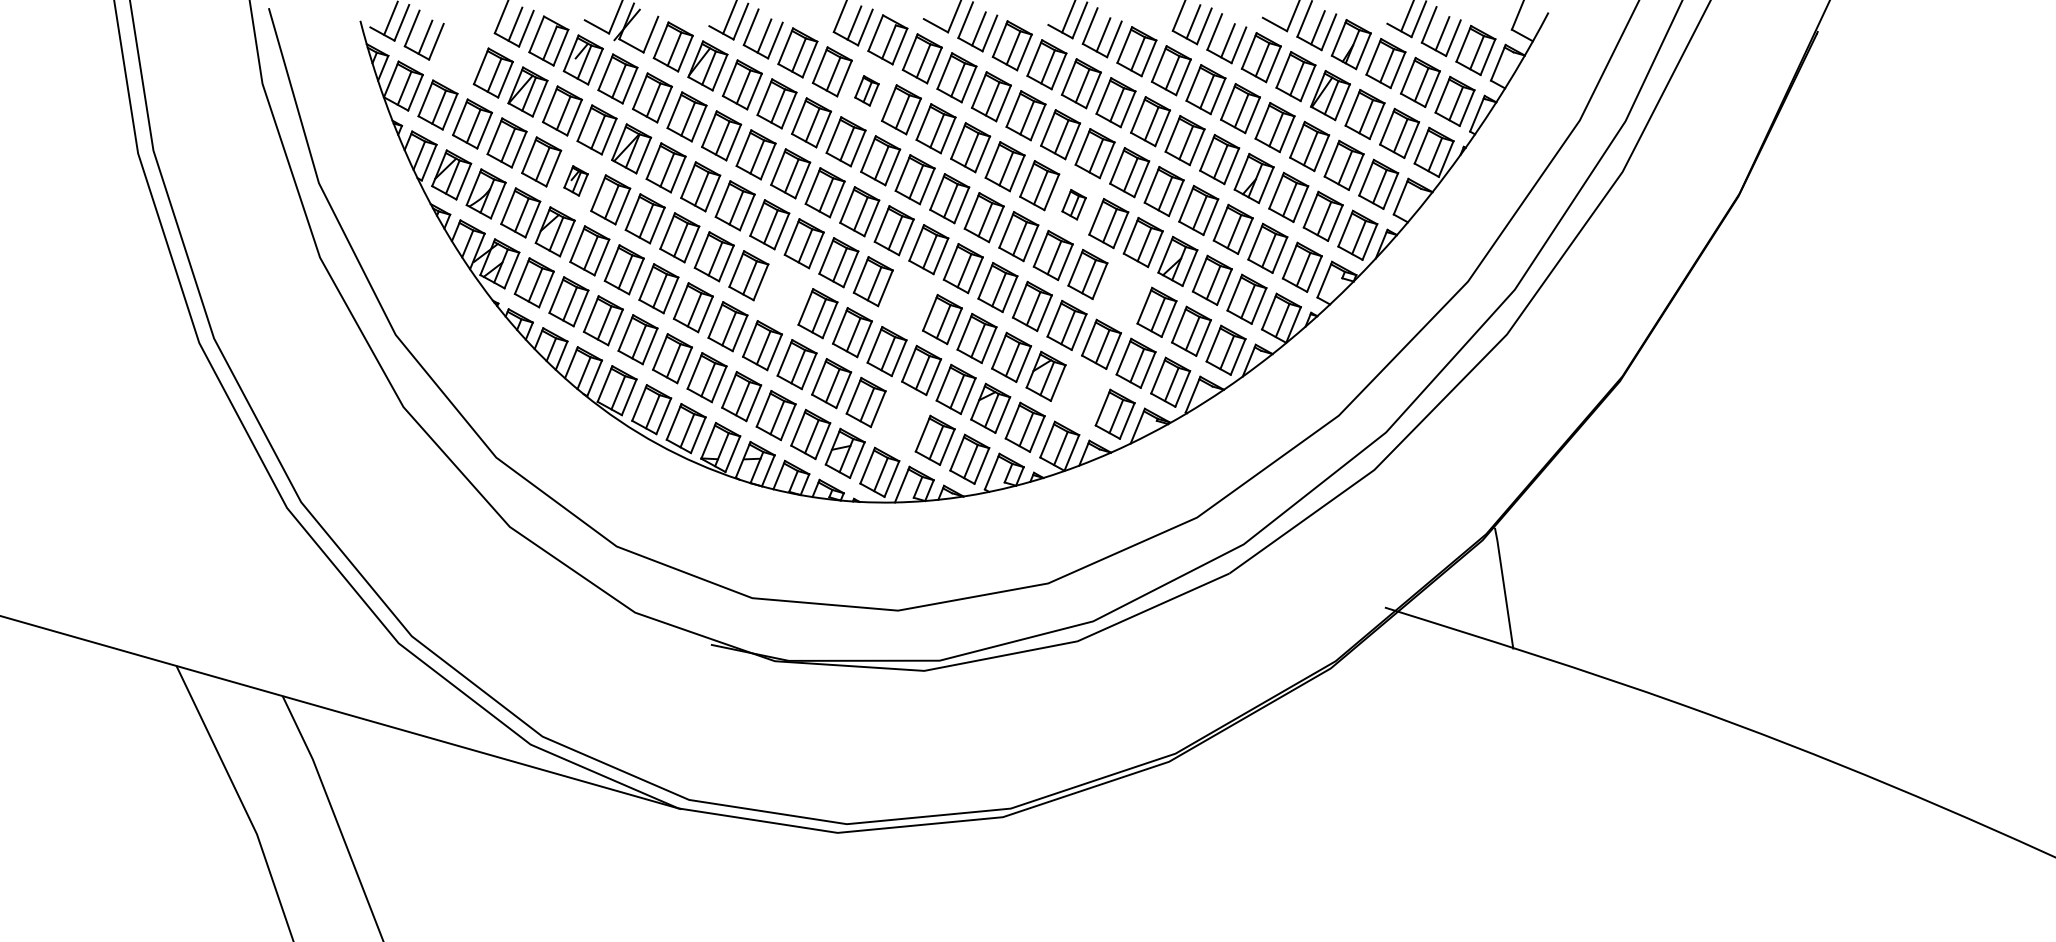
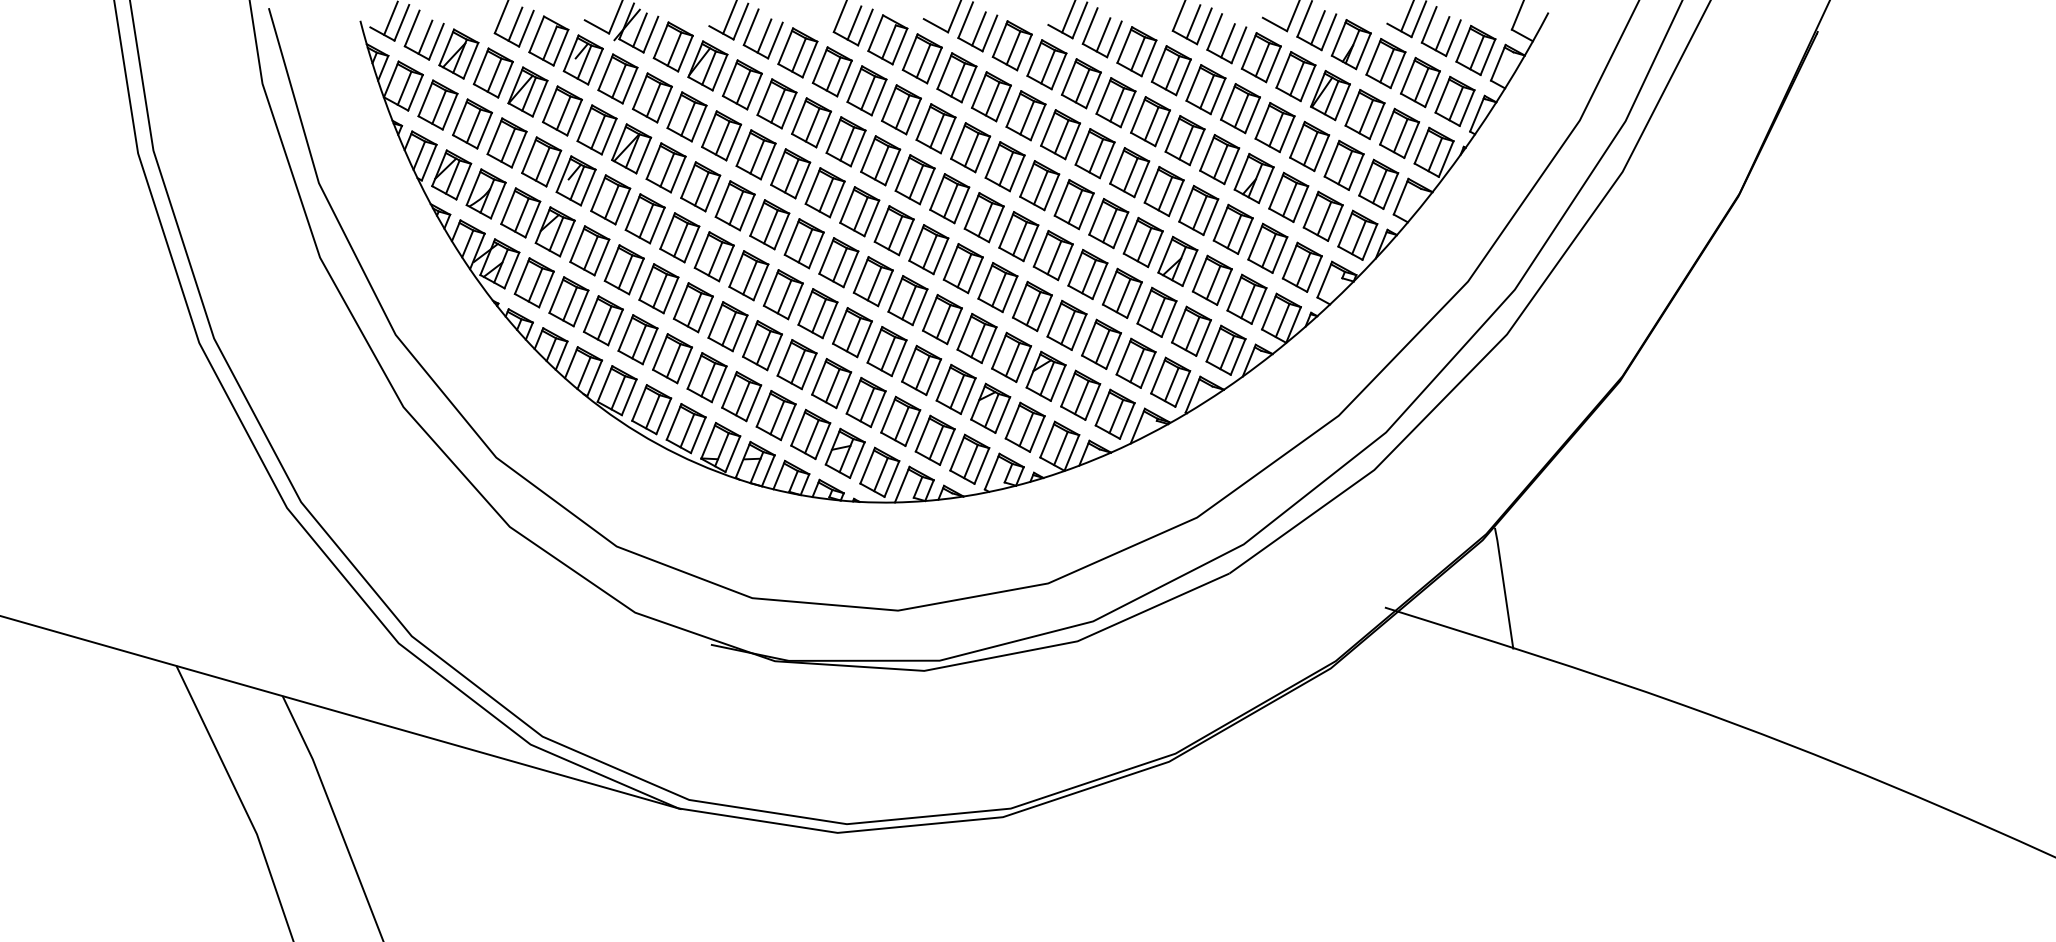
line: none -> present (639, 29)
part: none -> present (458, 53)
part size: 26x32 px -> 42x52 px (866, 90)
part size: 26x32 px -> 42x52 px (575, 180)
part size: 26x32 px -> 42x52 px (1073, 204)
part: none -> present (1122, 292)
part: none -> present (782, 294)
part: none -> present (907, 300)
part: none -> present (1080, 394)
part: none -> present (900, 420)
